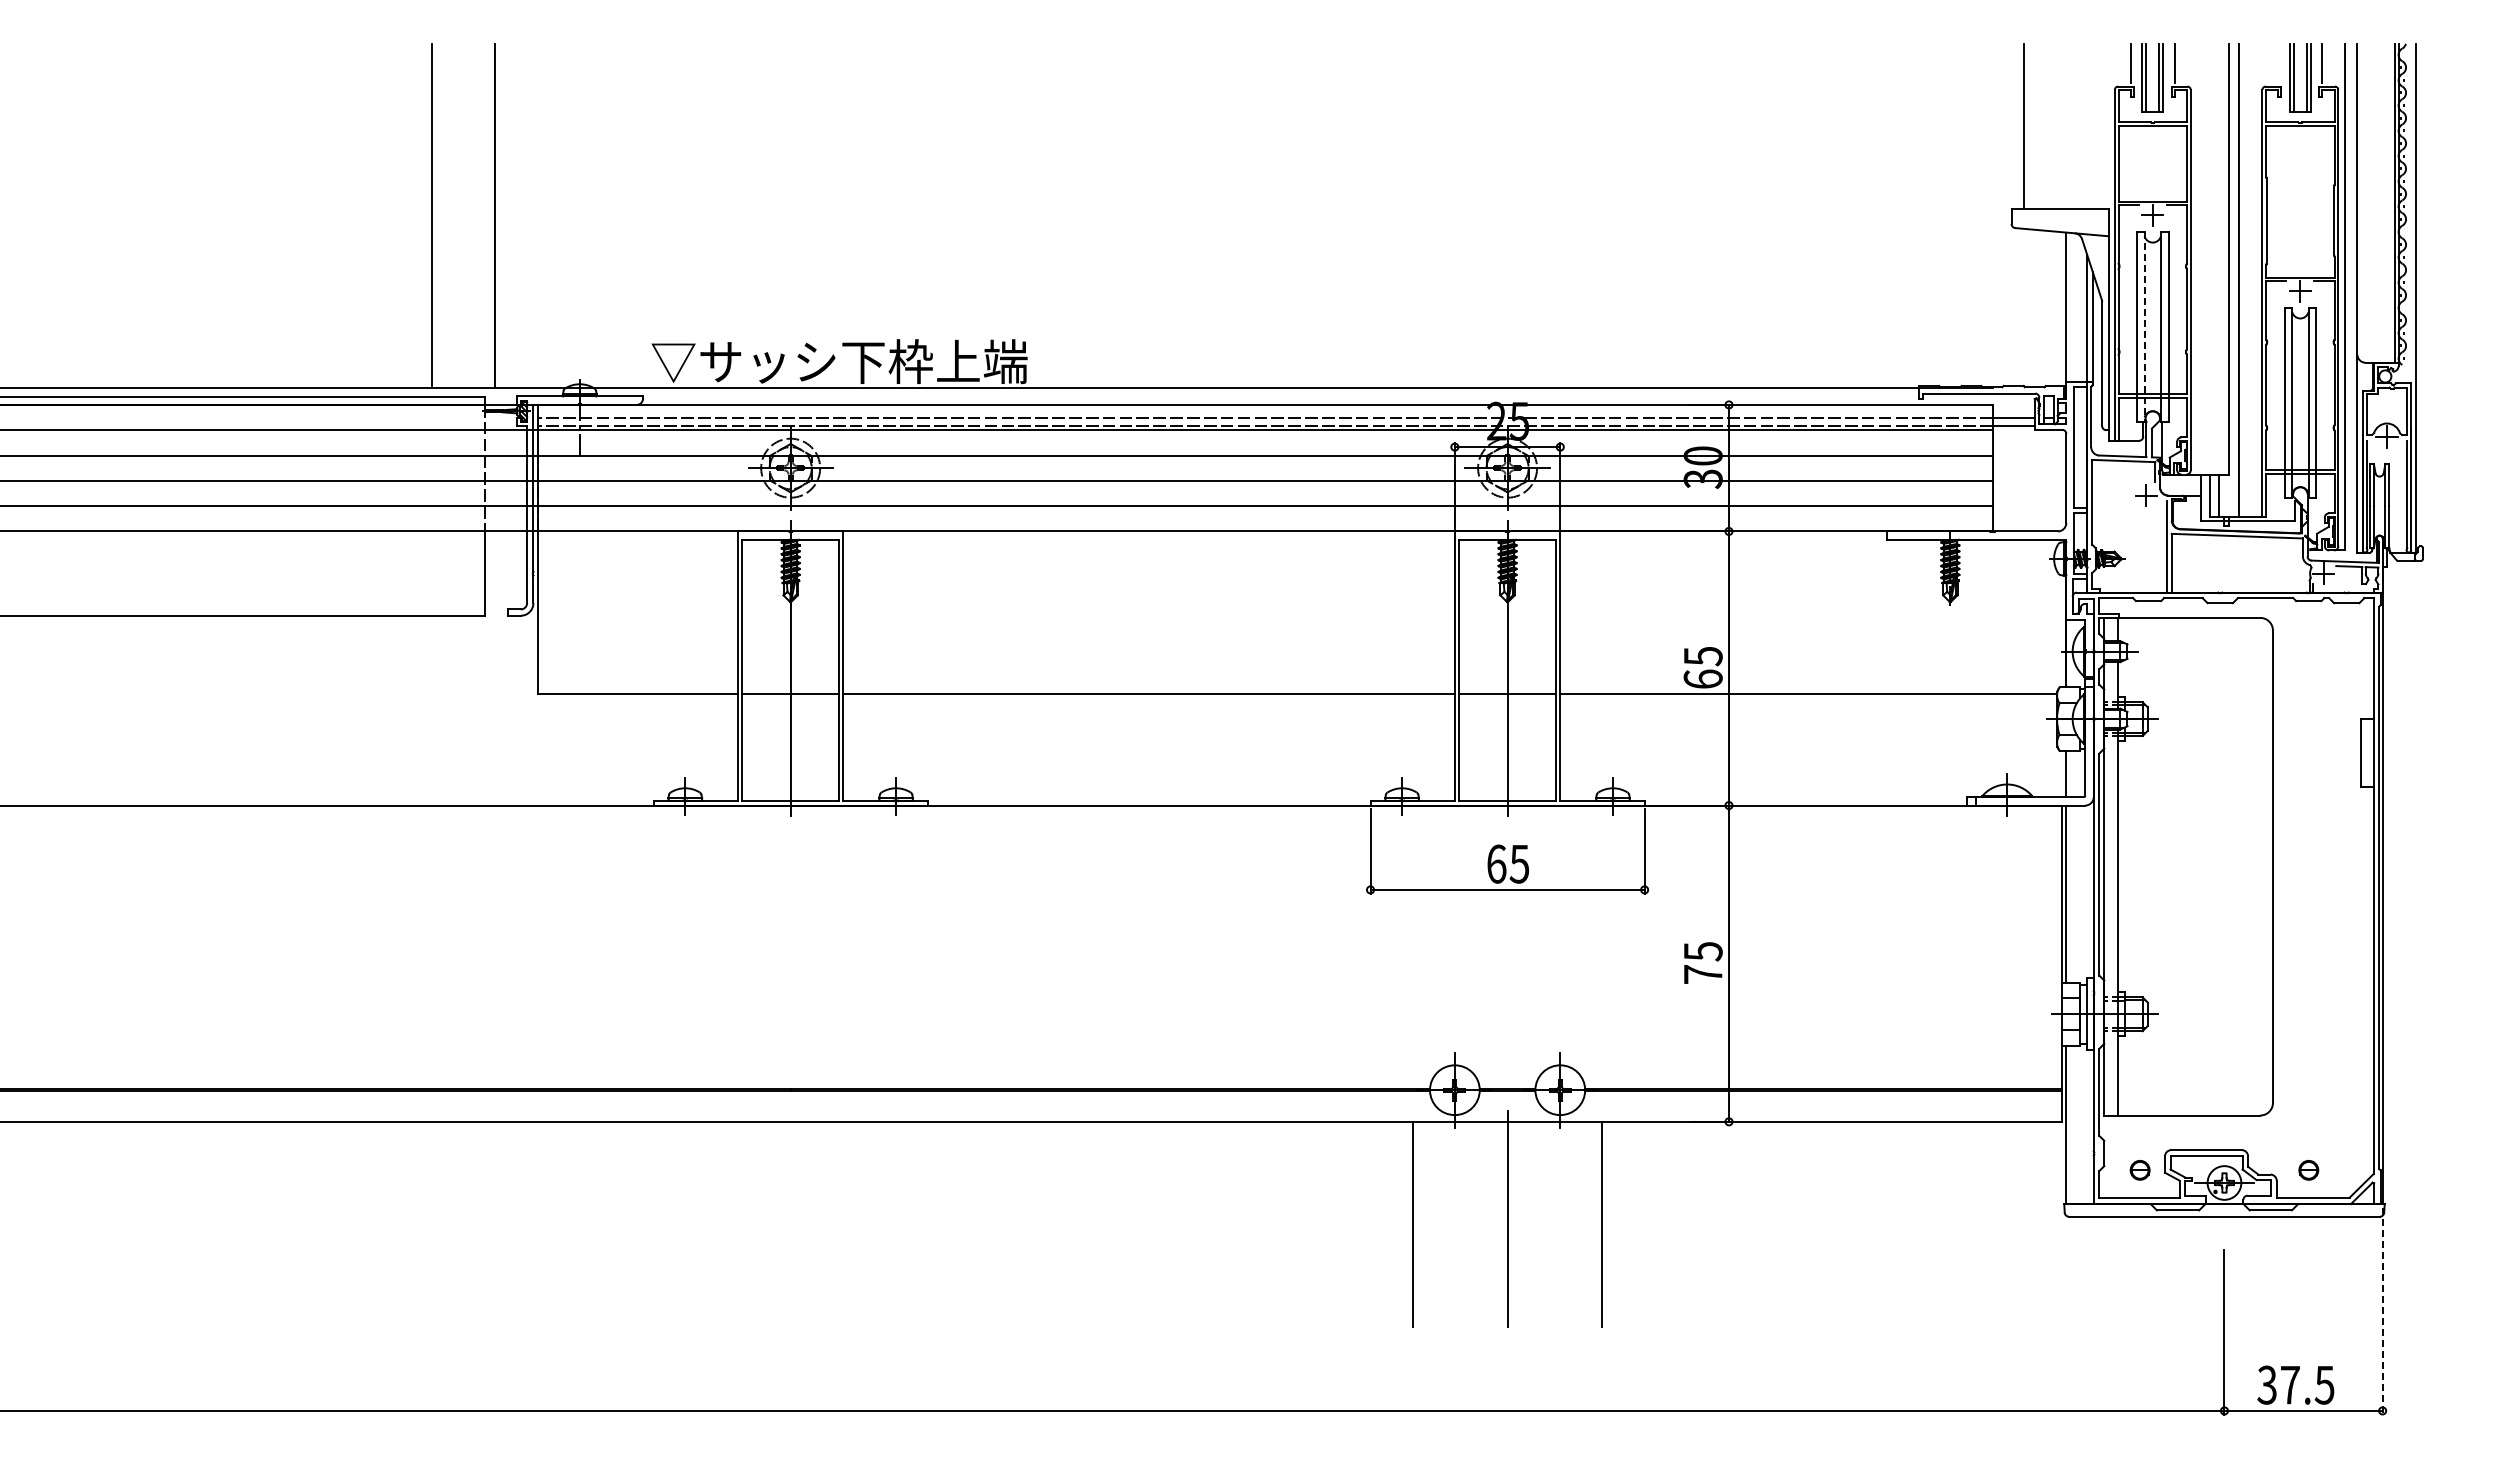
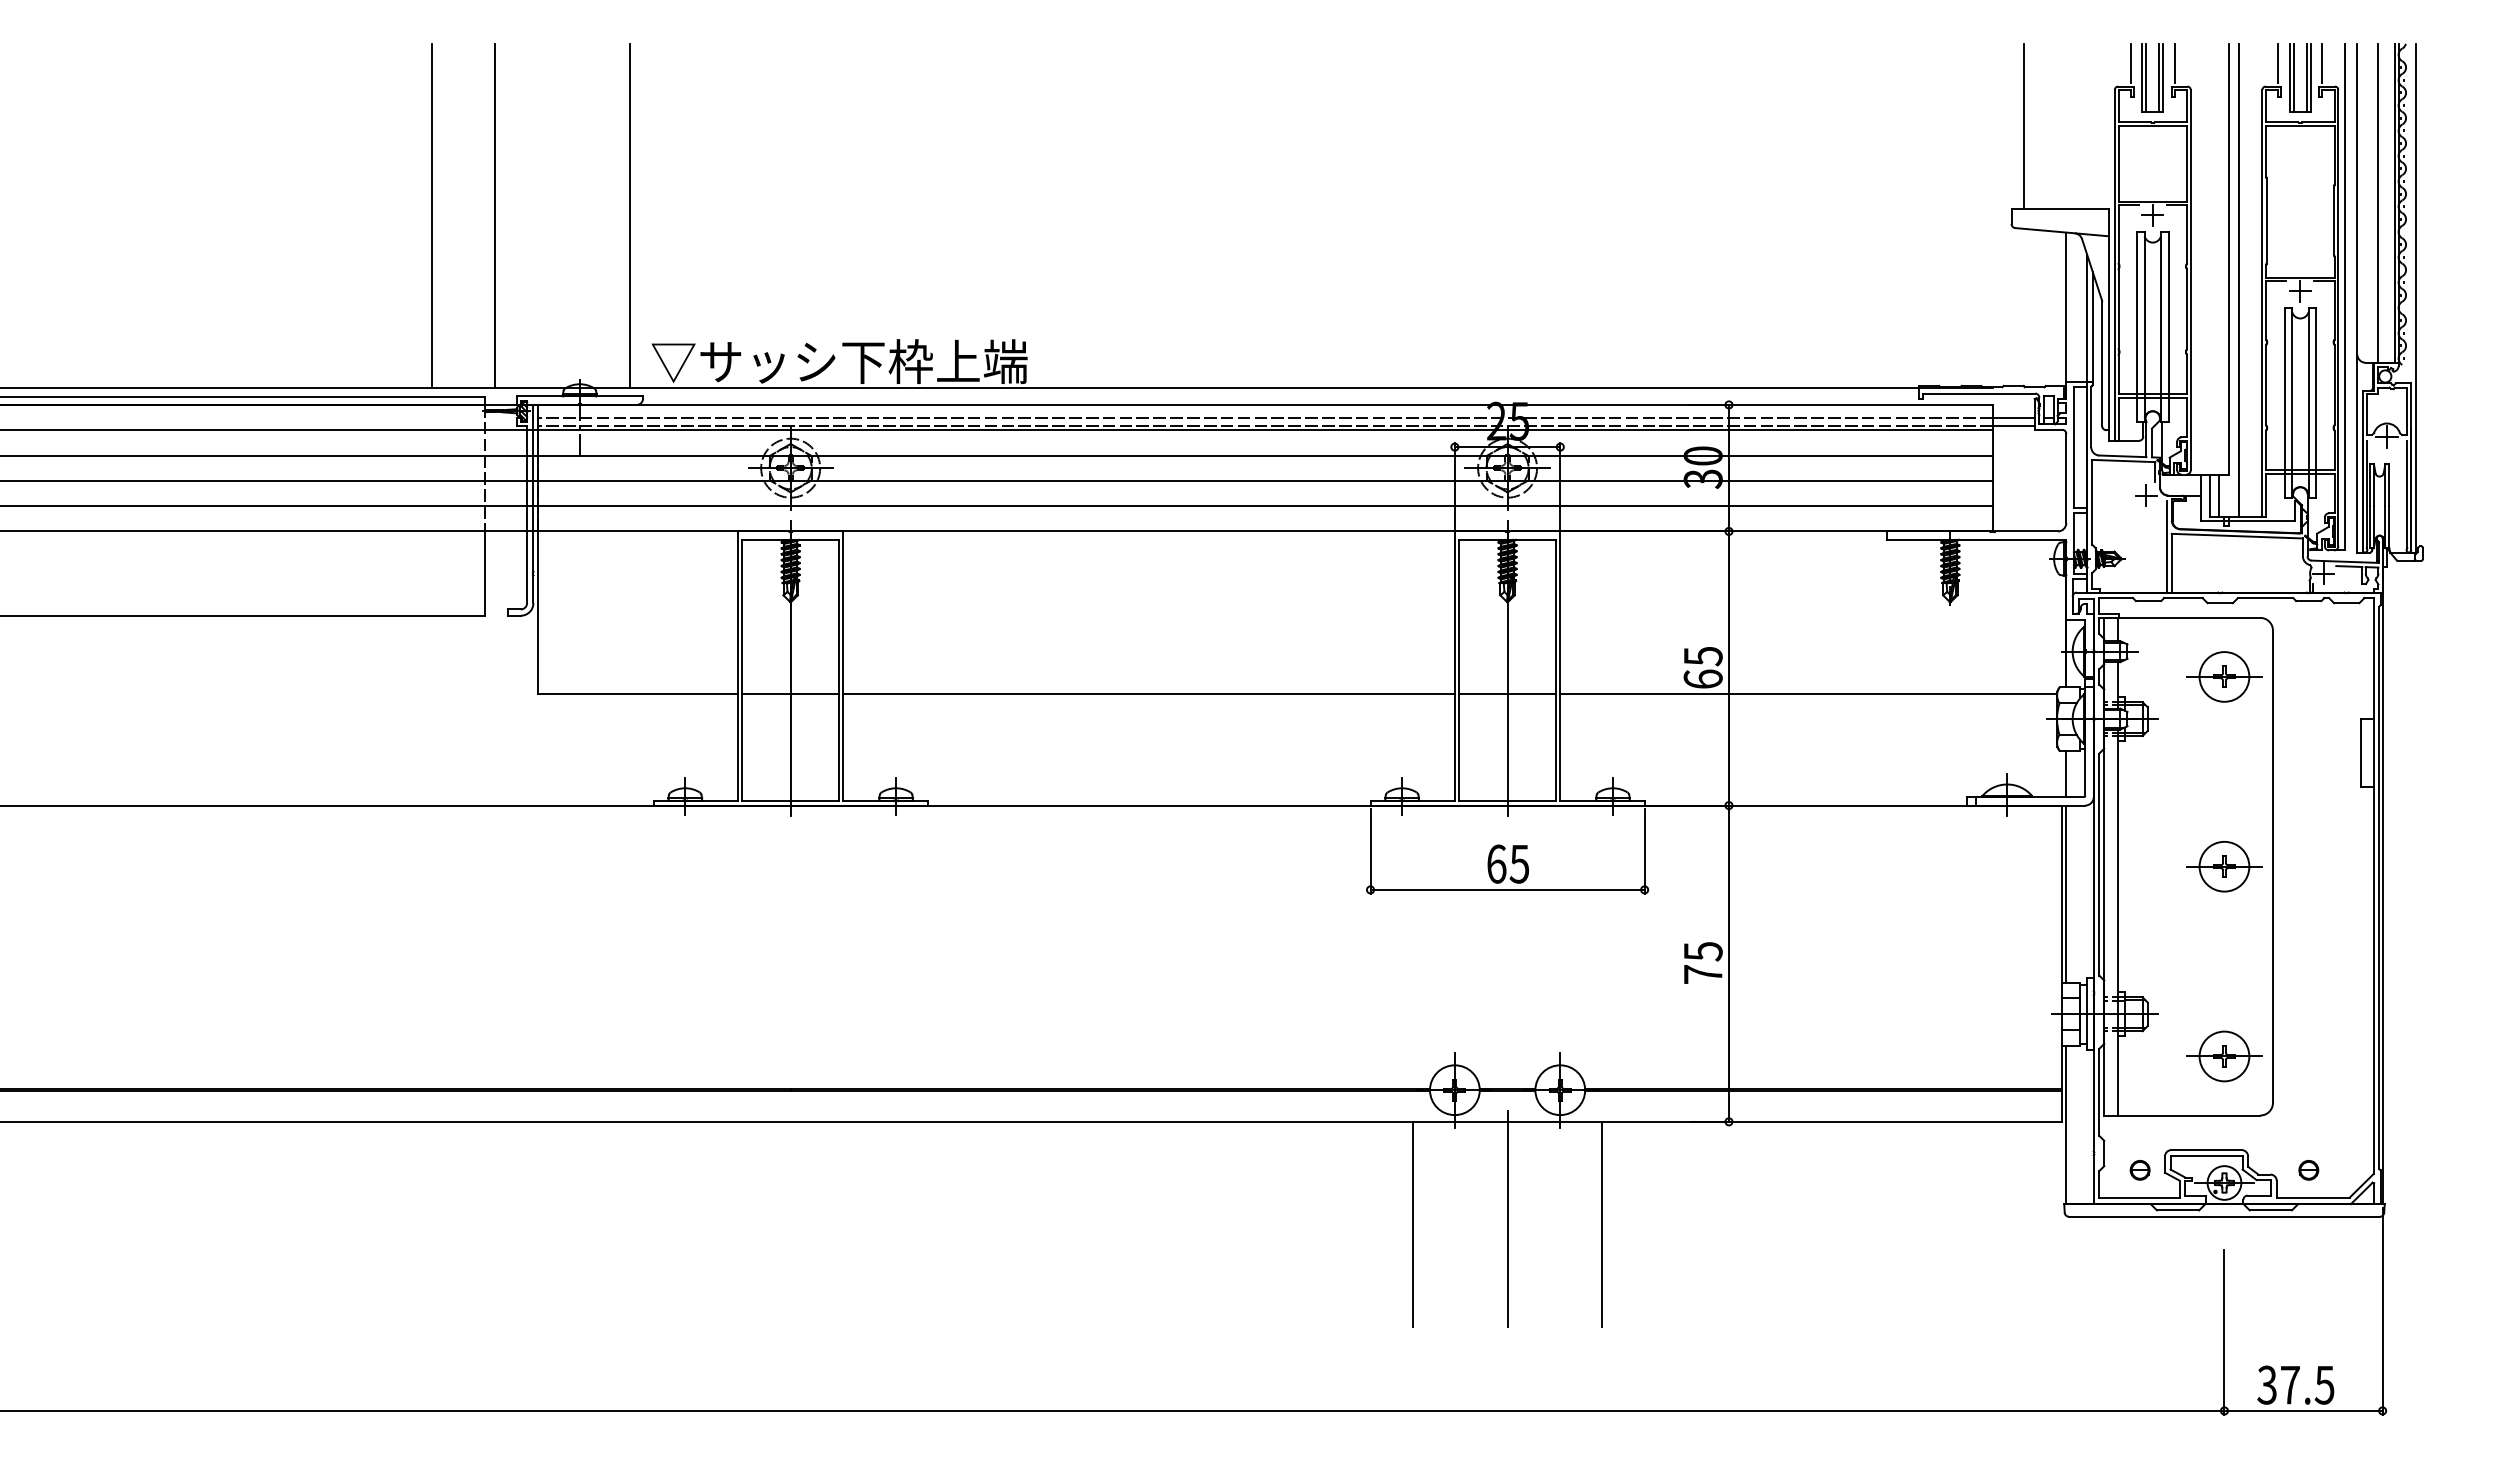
line: none -> present (2278, 62)
line: none -> present (2377, 202)
line: none -> present (630, 215)
line: dashed -> solid (2144, 326)
part: none -> present (2224, 676)
part: none -> present (2224, 866)
part: none -> present (2224, 1056)
line: dashed -> solid (2382, 1312)
